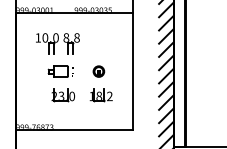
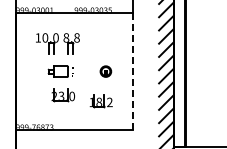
part position: (98, 71) -> (105, 71) (105, 71)
line: solid -> dashed (132, 72)
part position: (100, 95) -> (100, 101) (100, 101)
